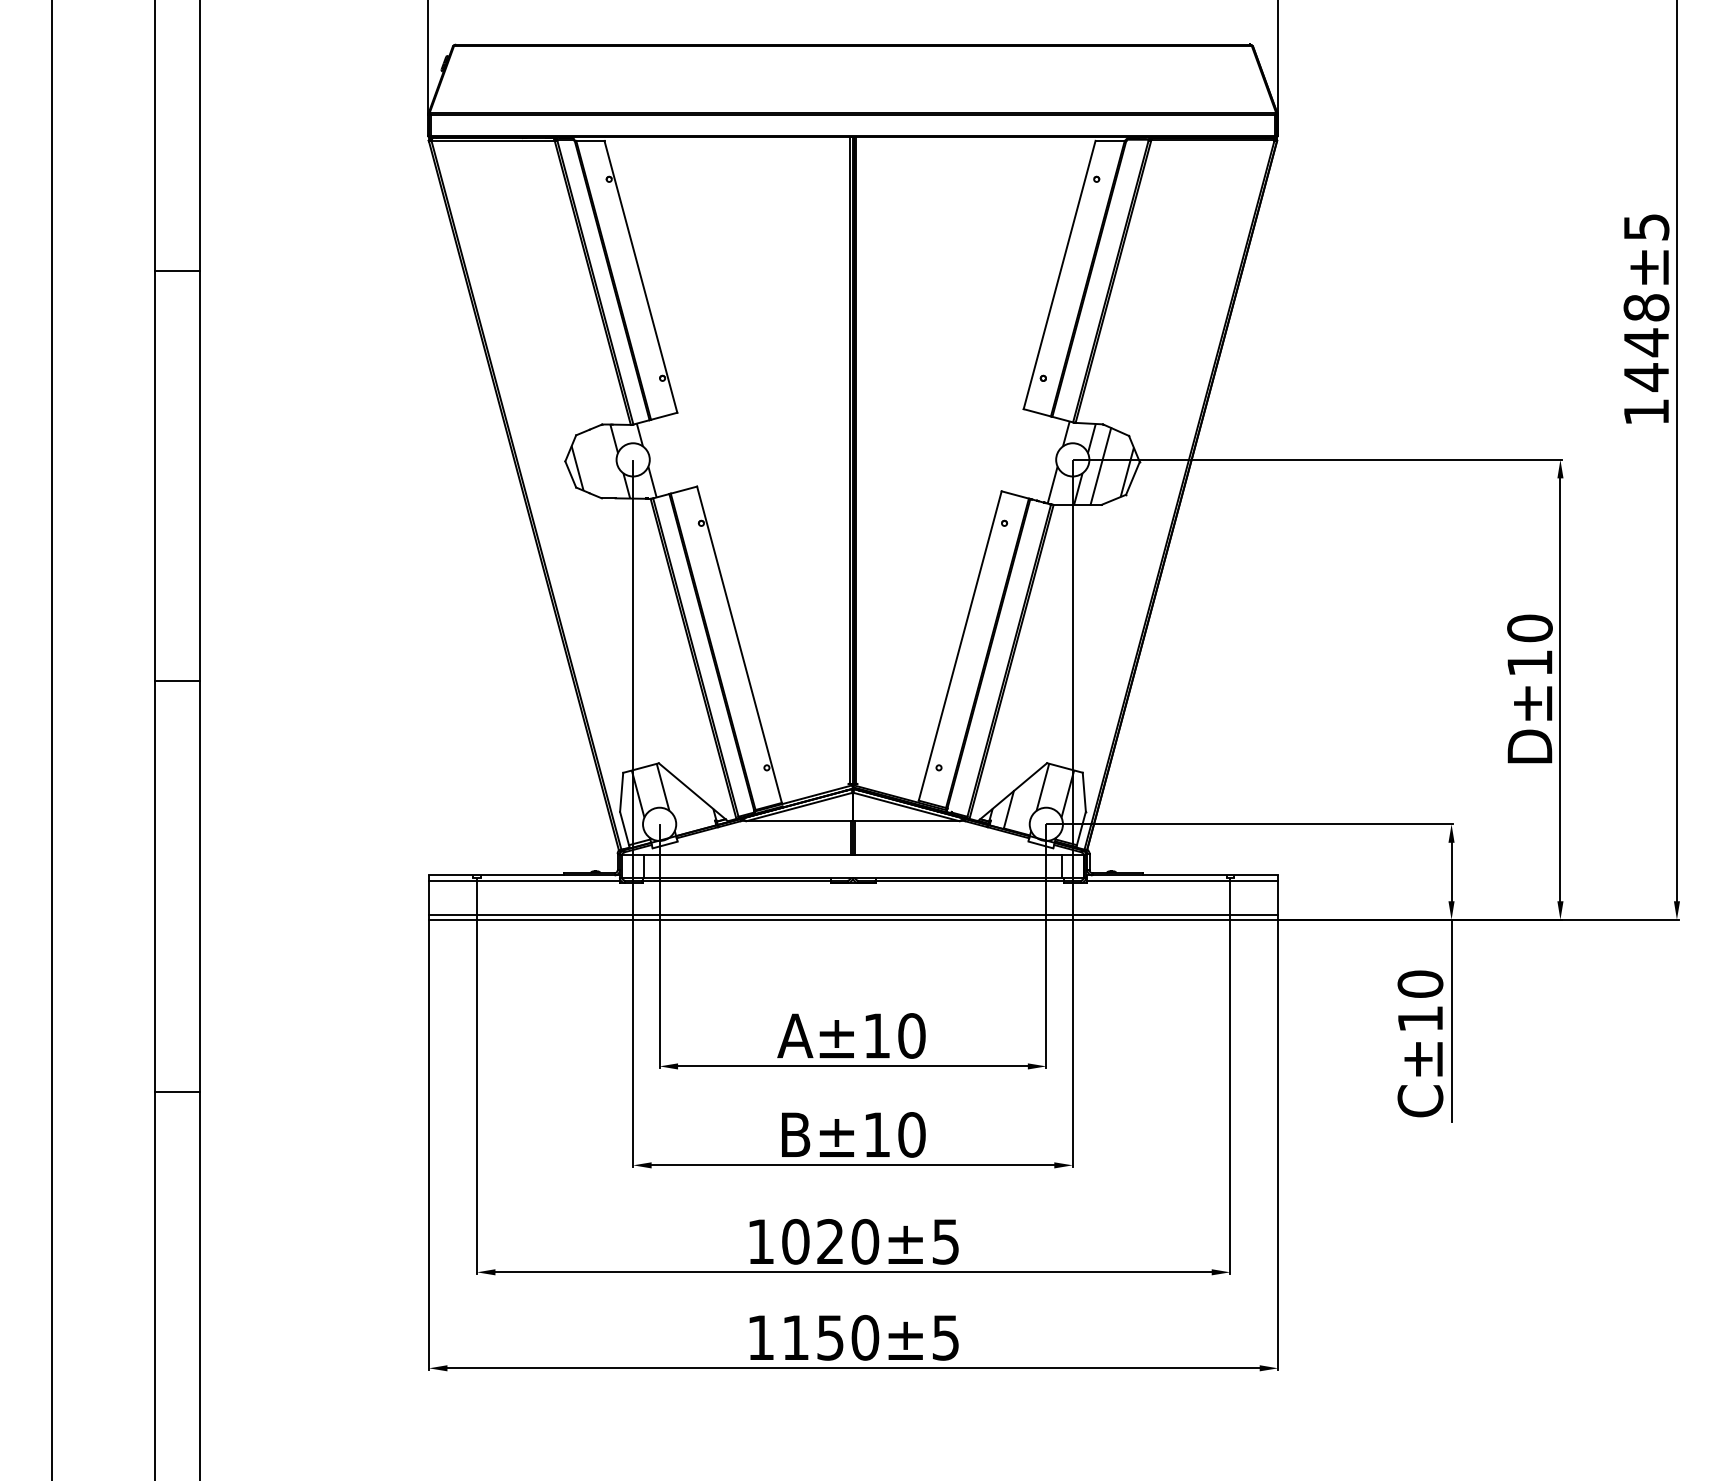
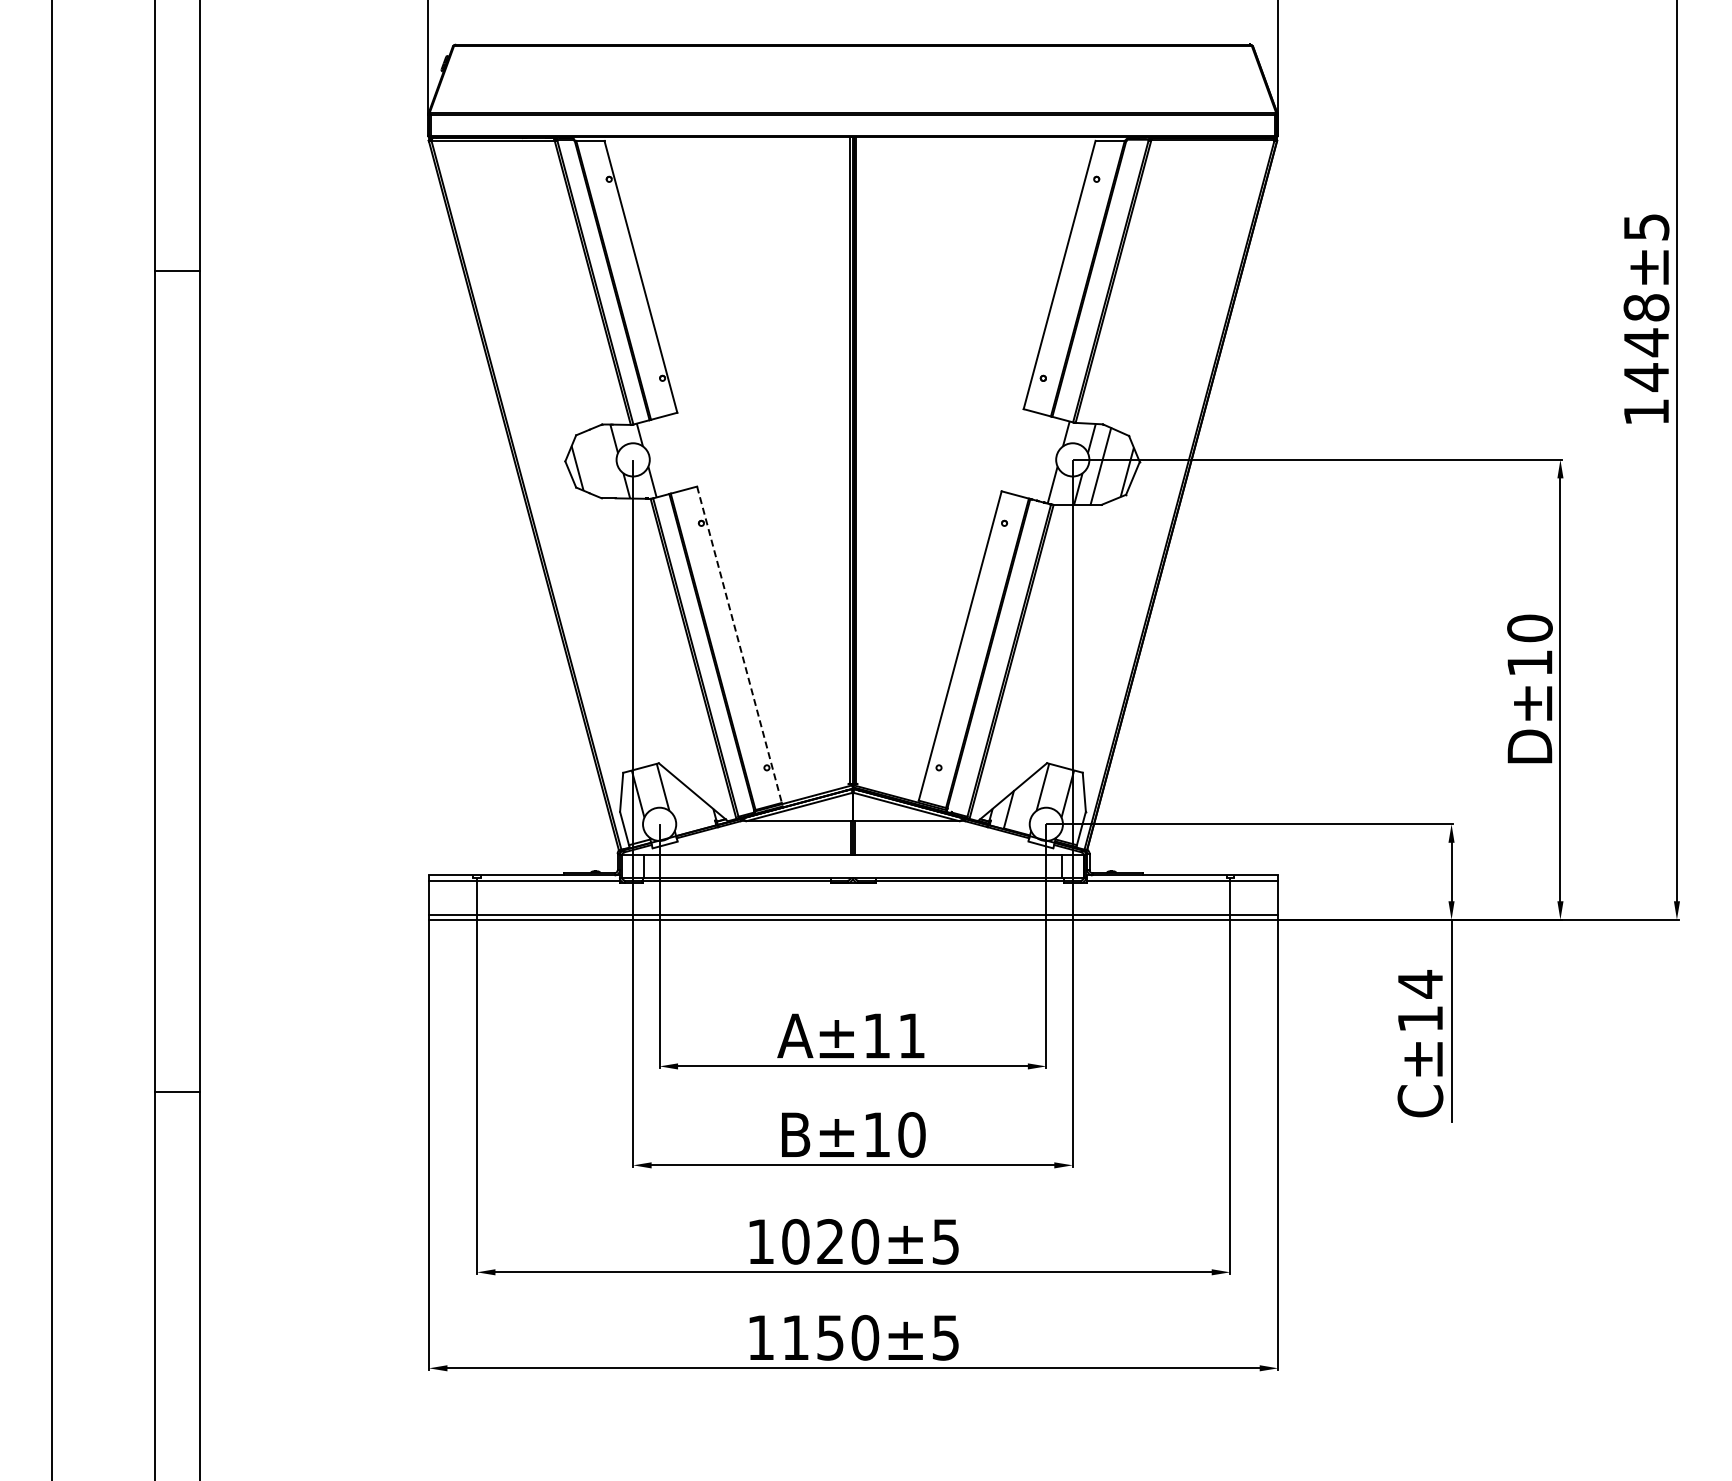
line: solid -> dashed (739, 644)
line: present -> none (177, 681)
text: C±10 -> C±14 (1420, 984)
text: A±10 -> A±11 (911, 1035)
